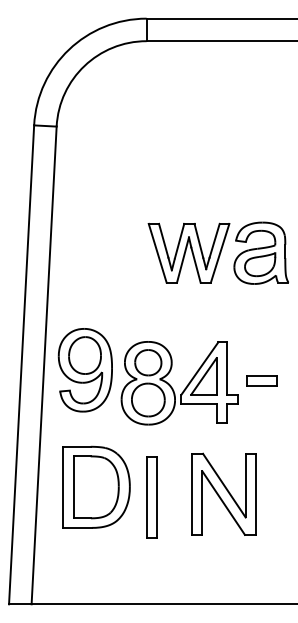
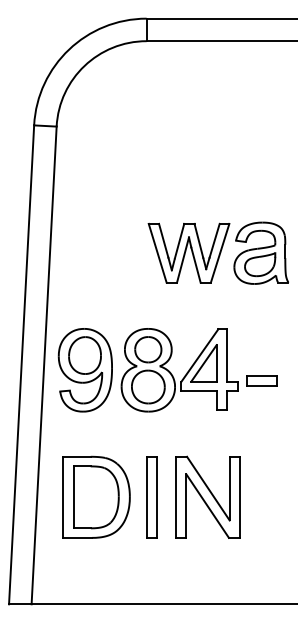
part position: (184, 388) -> (184, 375) (184, 375)
part position: (96, 486) -> (96, 496) (96, 496)
part position: (223, 493) -> (207, 496) (207, 496)
